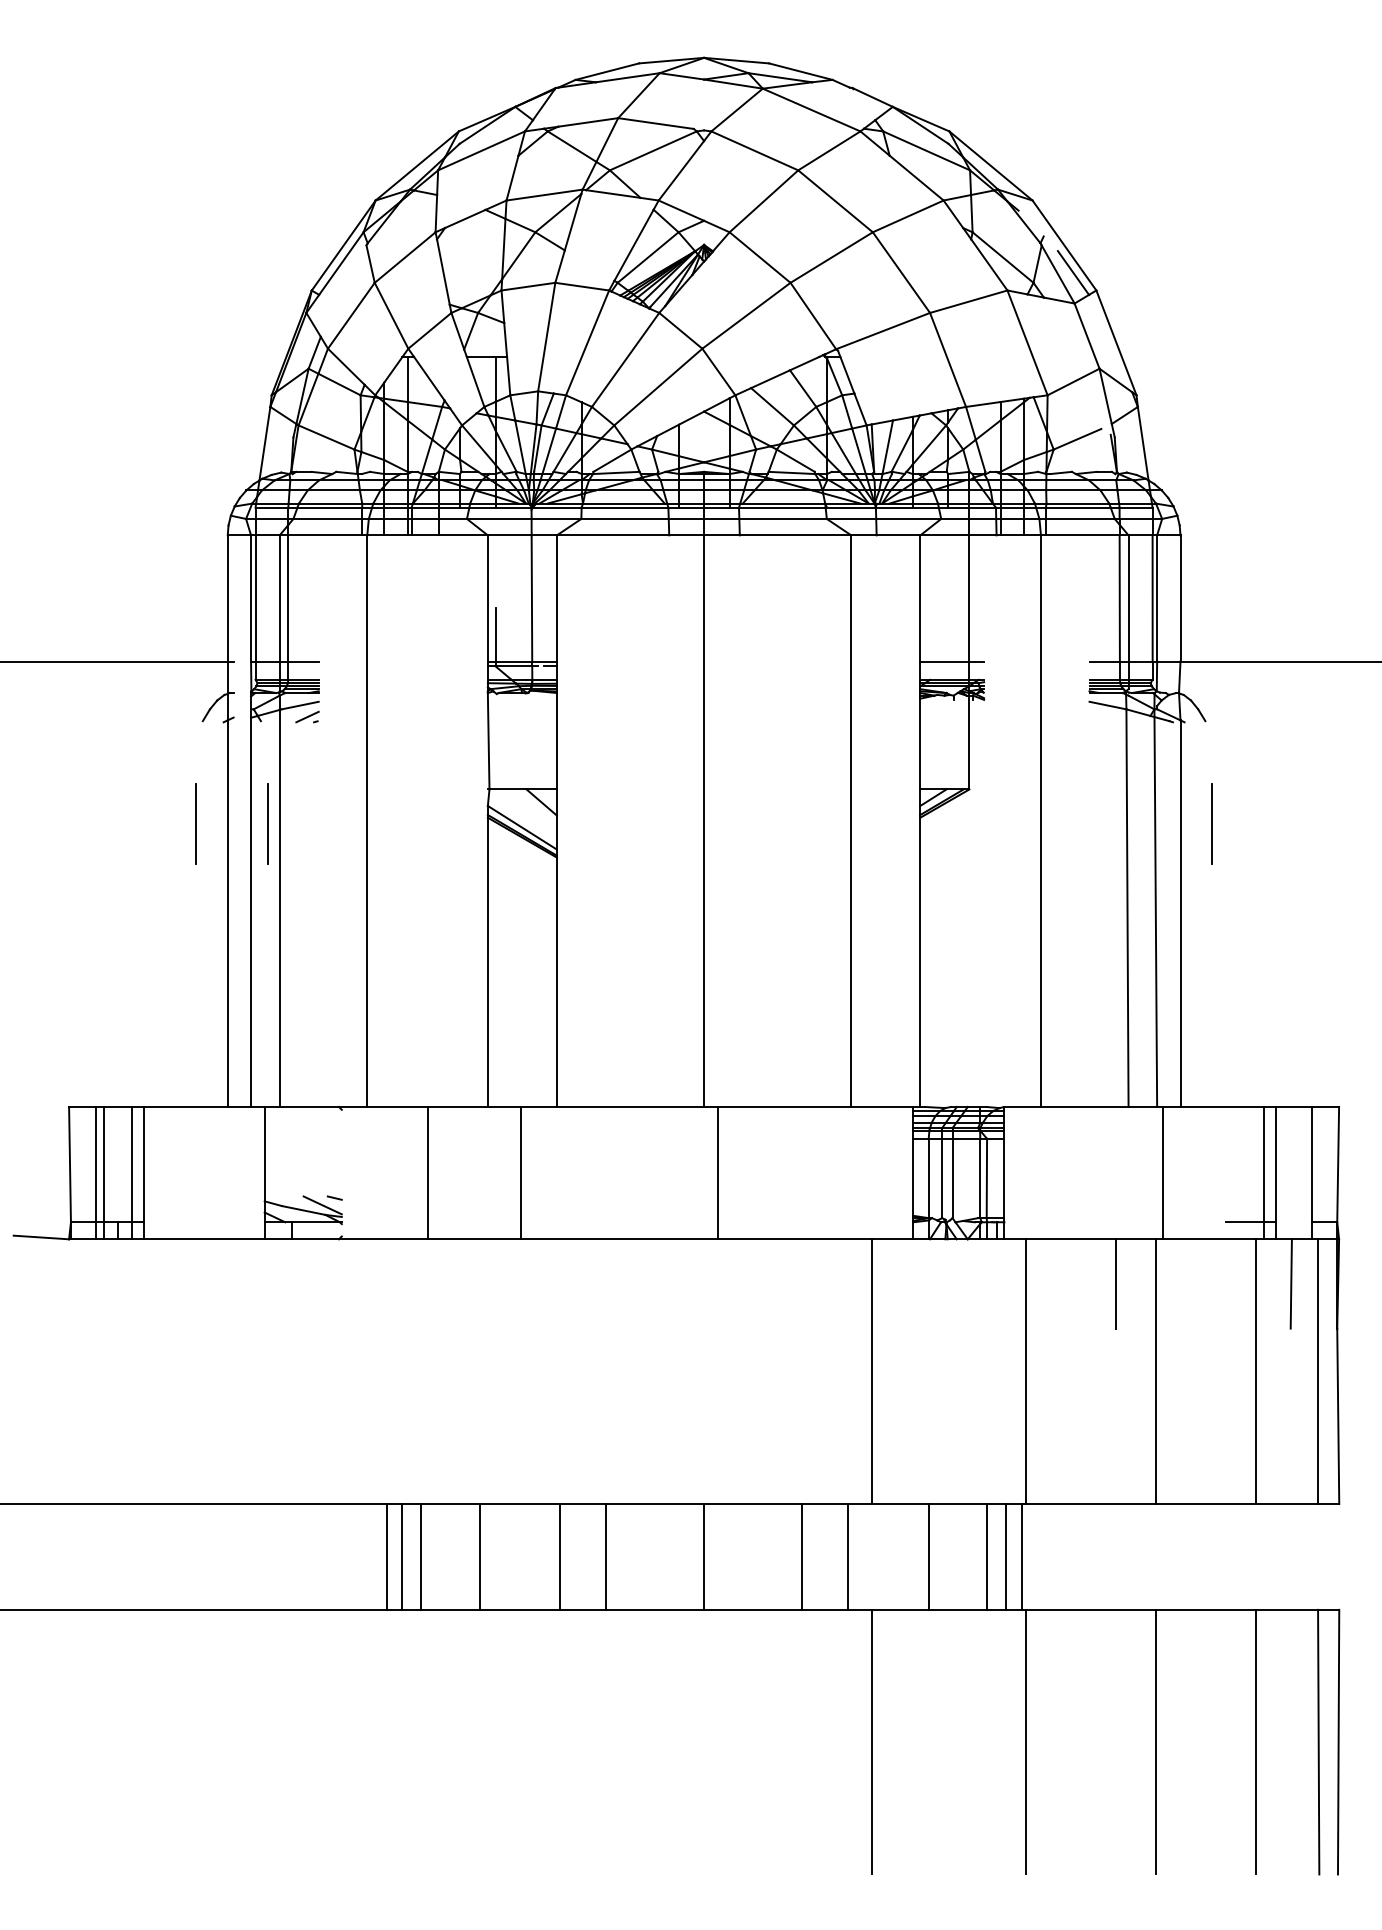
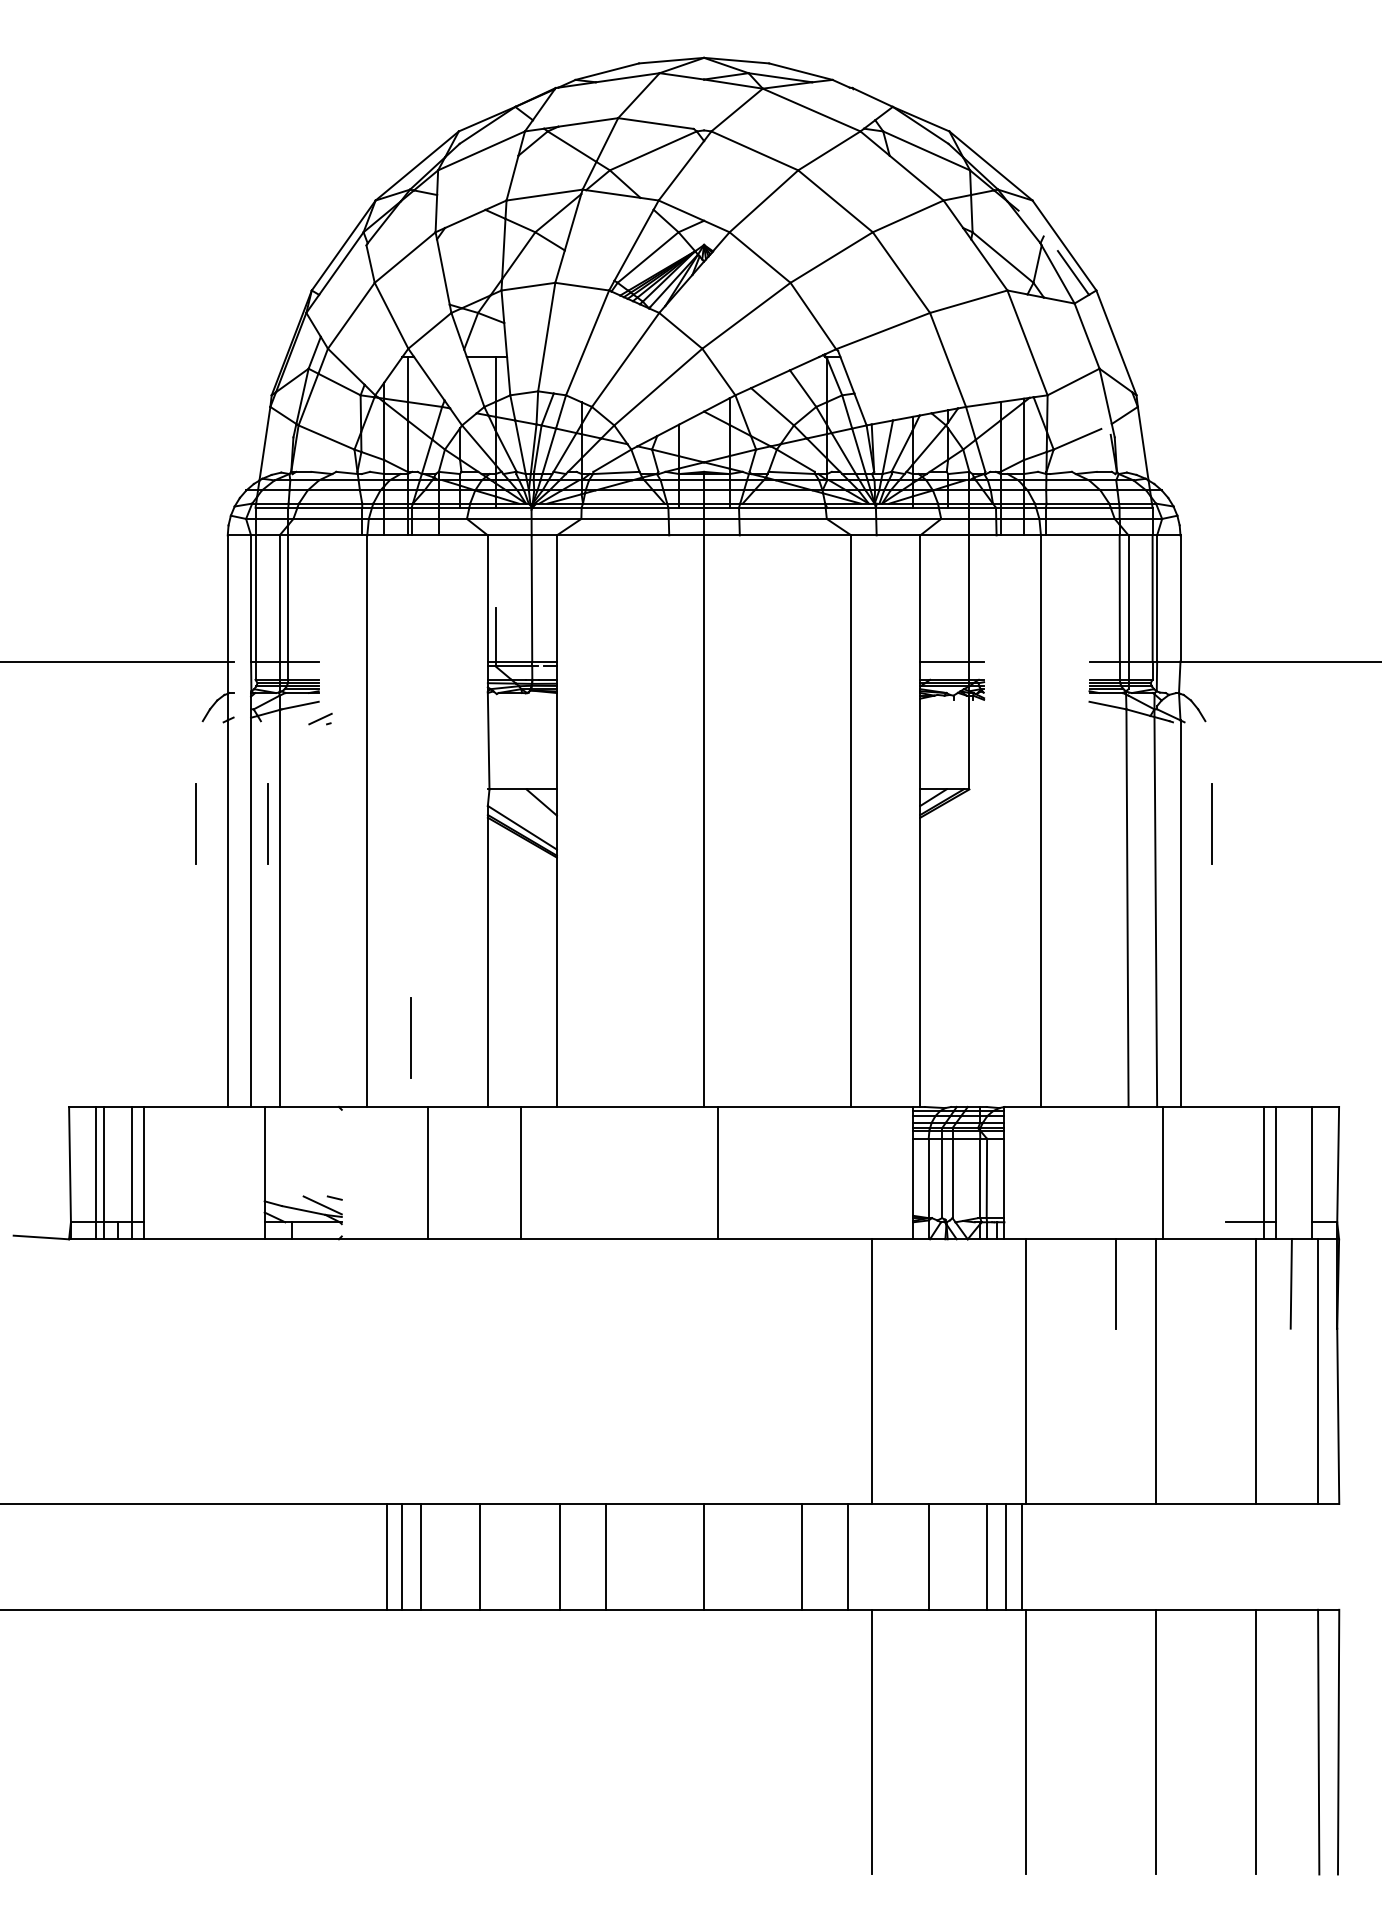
part position: (307, 716) -> (320, 718) (320, 718)
line: none -> present (410, 1037)
